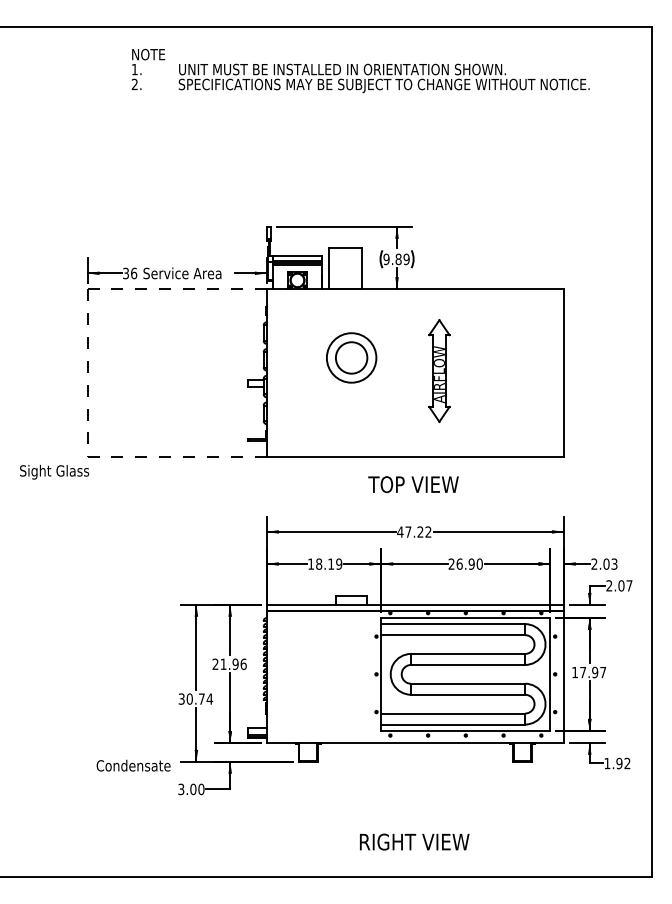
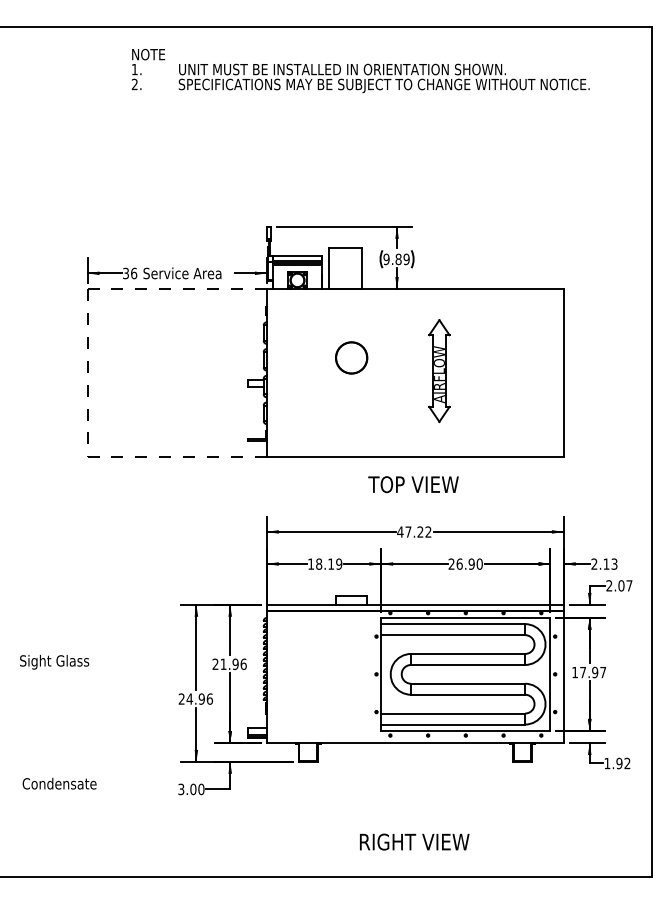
circle diameter: 50 px -> 31 px (351, 357)
text position: (54, 471) -> (54, 661) (54, 661)
text: 2.03 -> 2.13 (606, 563)
text: 30.74 -> 24.96 (195, 698)
text position: (133, 765) -> (59, 783) (59, 783)
